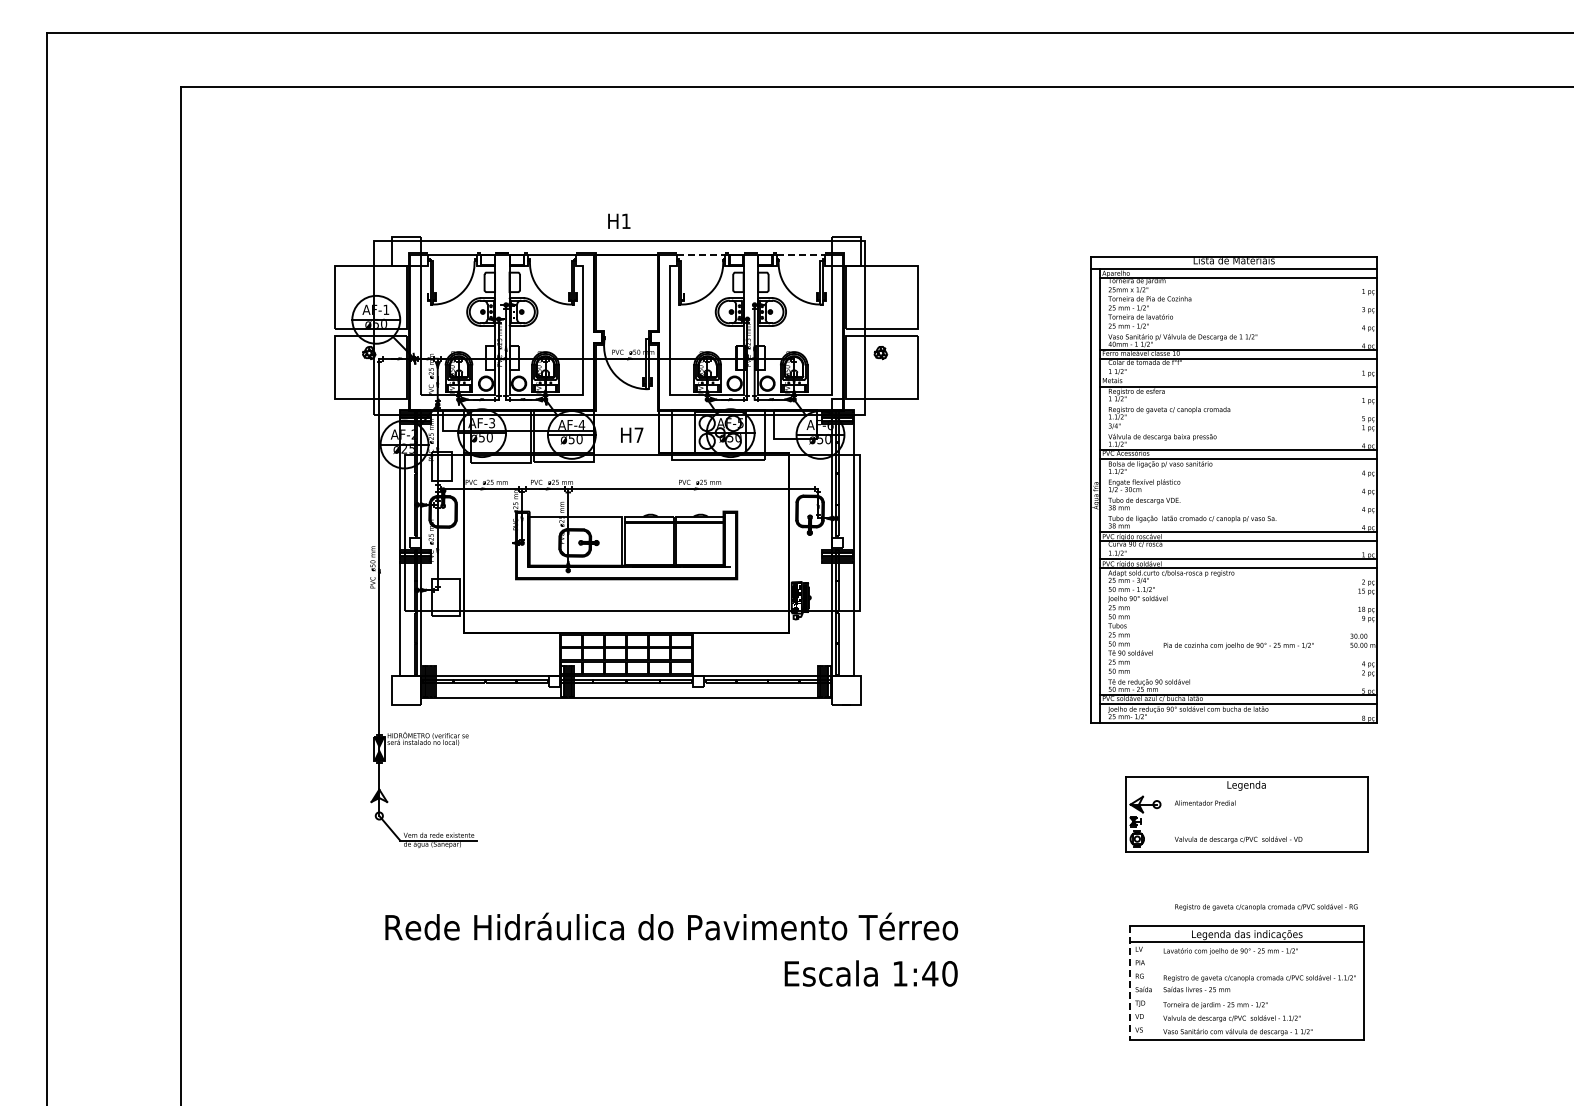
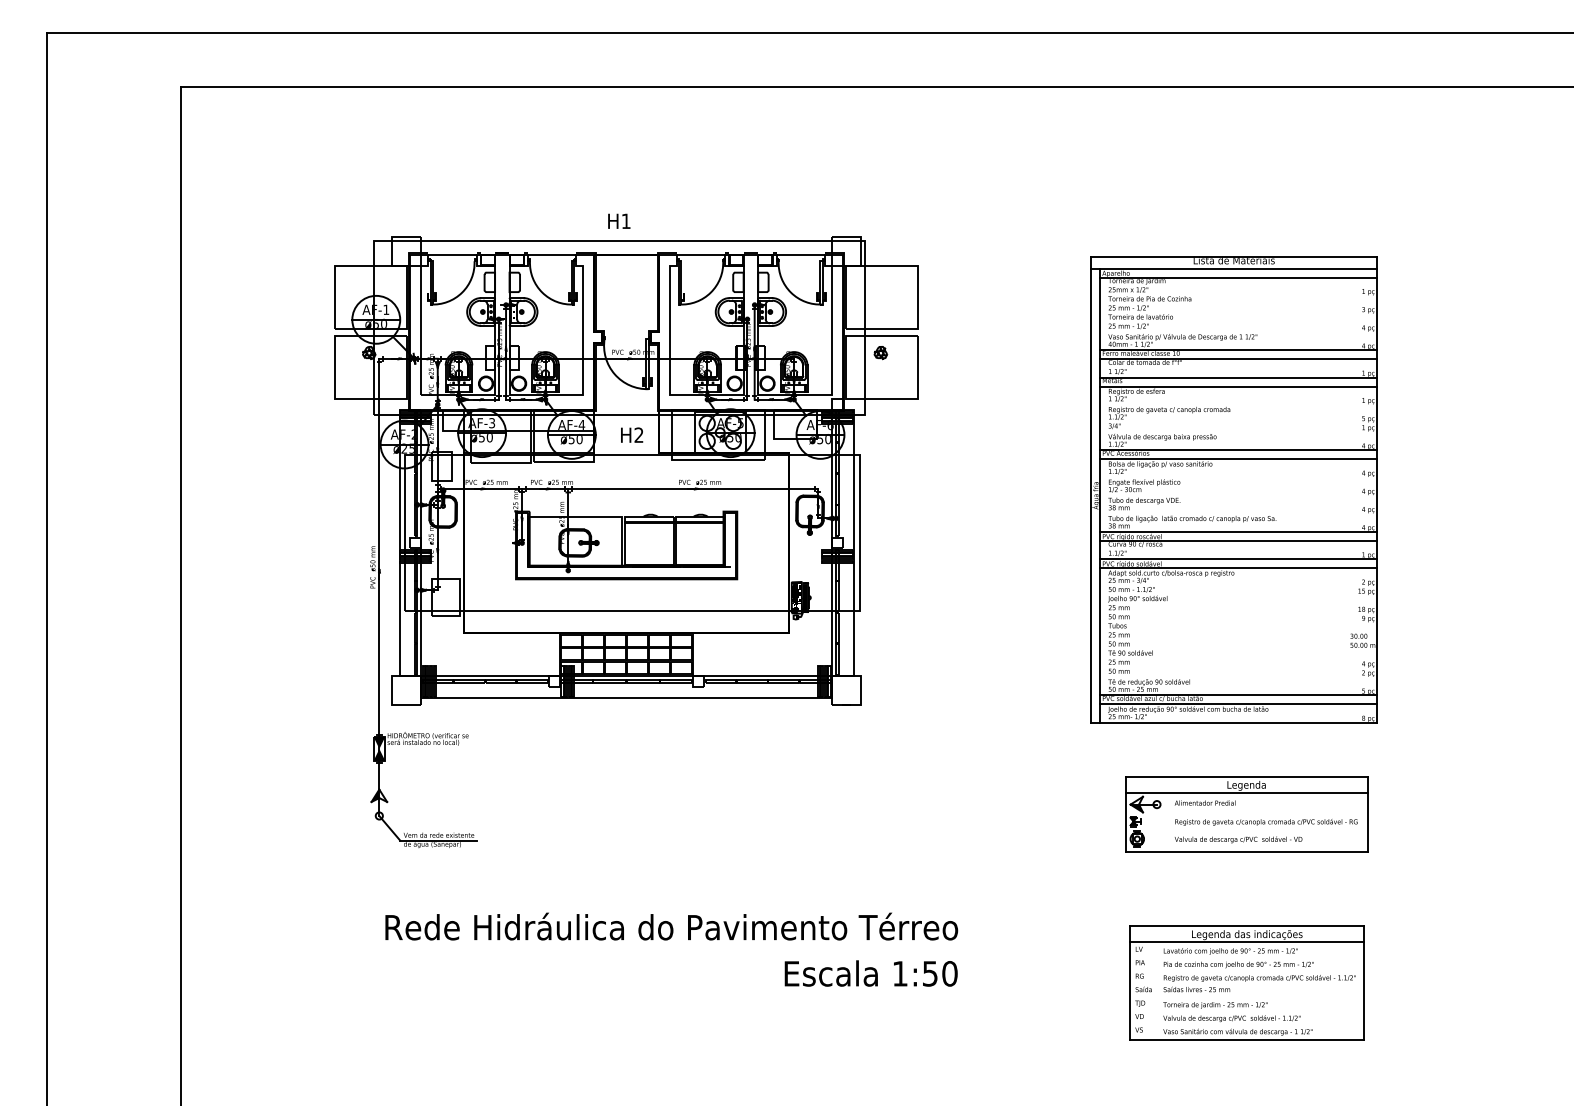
line: dashed -> solid (701, 254)
line: dashed -> solid (801, 254)
line: none -> present (1238, 377)
text: H7 -> H2 (638, 434)
text position: (1238, 645) -> (1238, 964) (1238, 964)
line: none -> present (1246, 792)
text position: (1266, 907) -> (1266, 822) (1266, 822)
text: 1:40 -> 1:50 (930, 973)
line: dashed -> solid (1130, 983)
